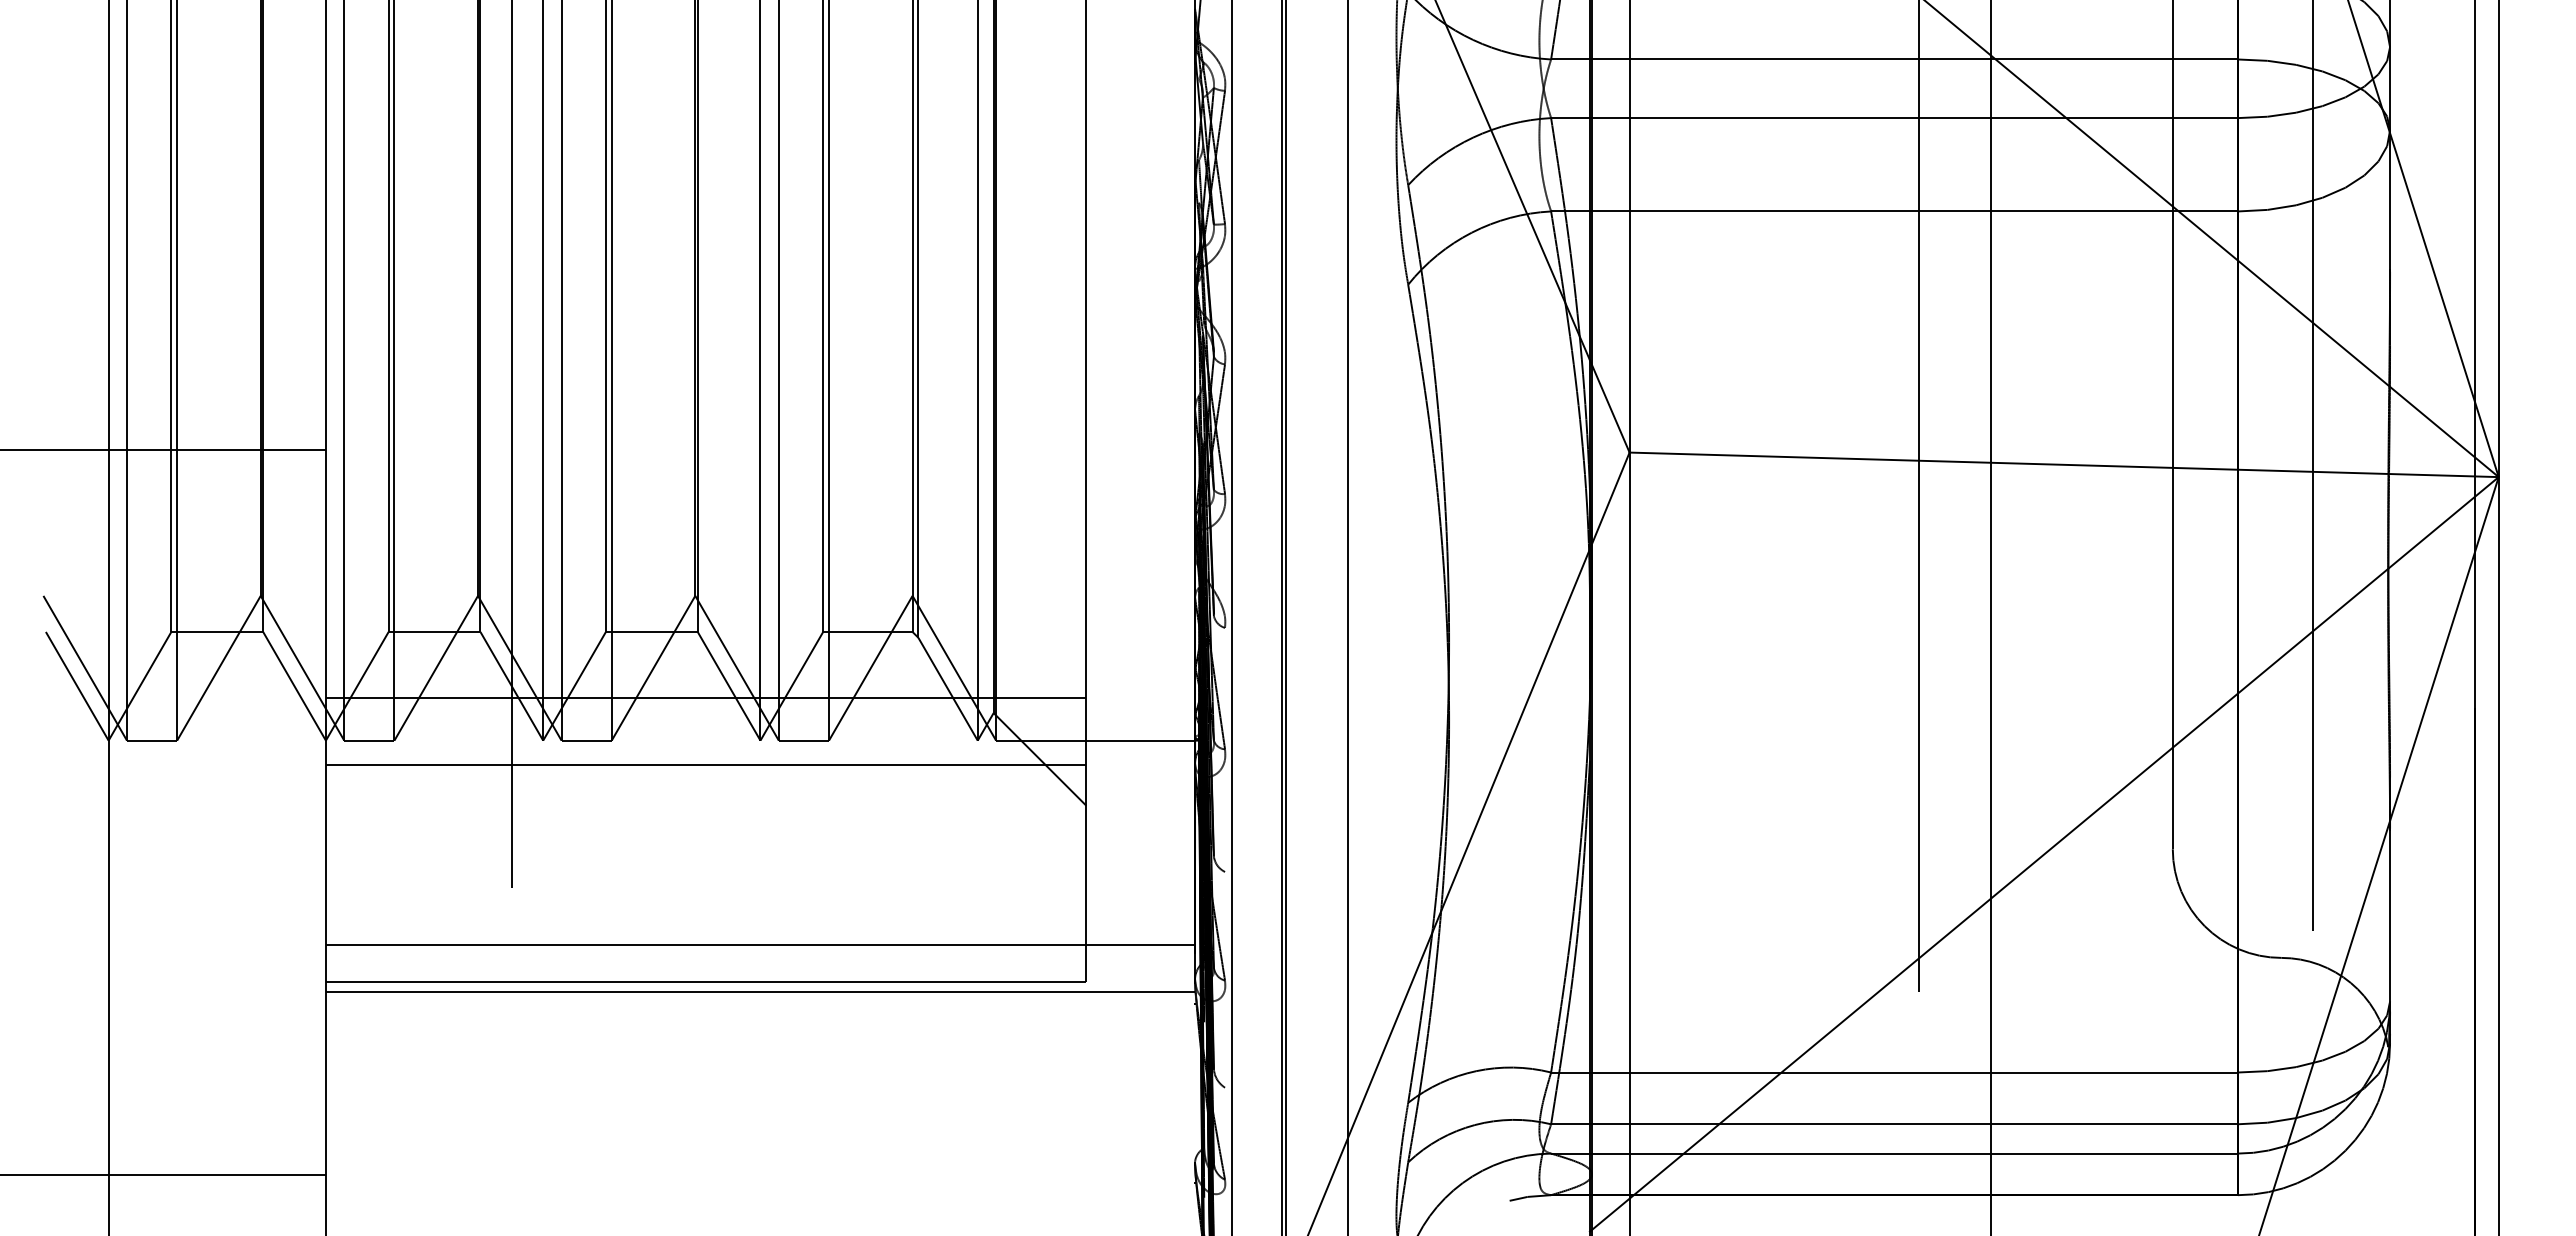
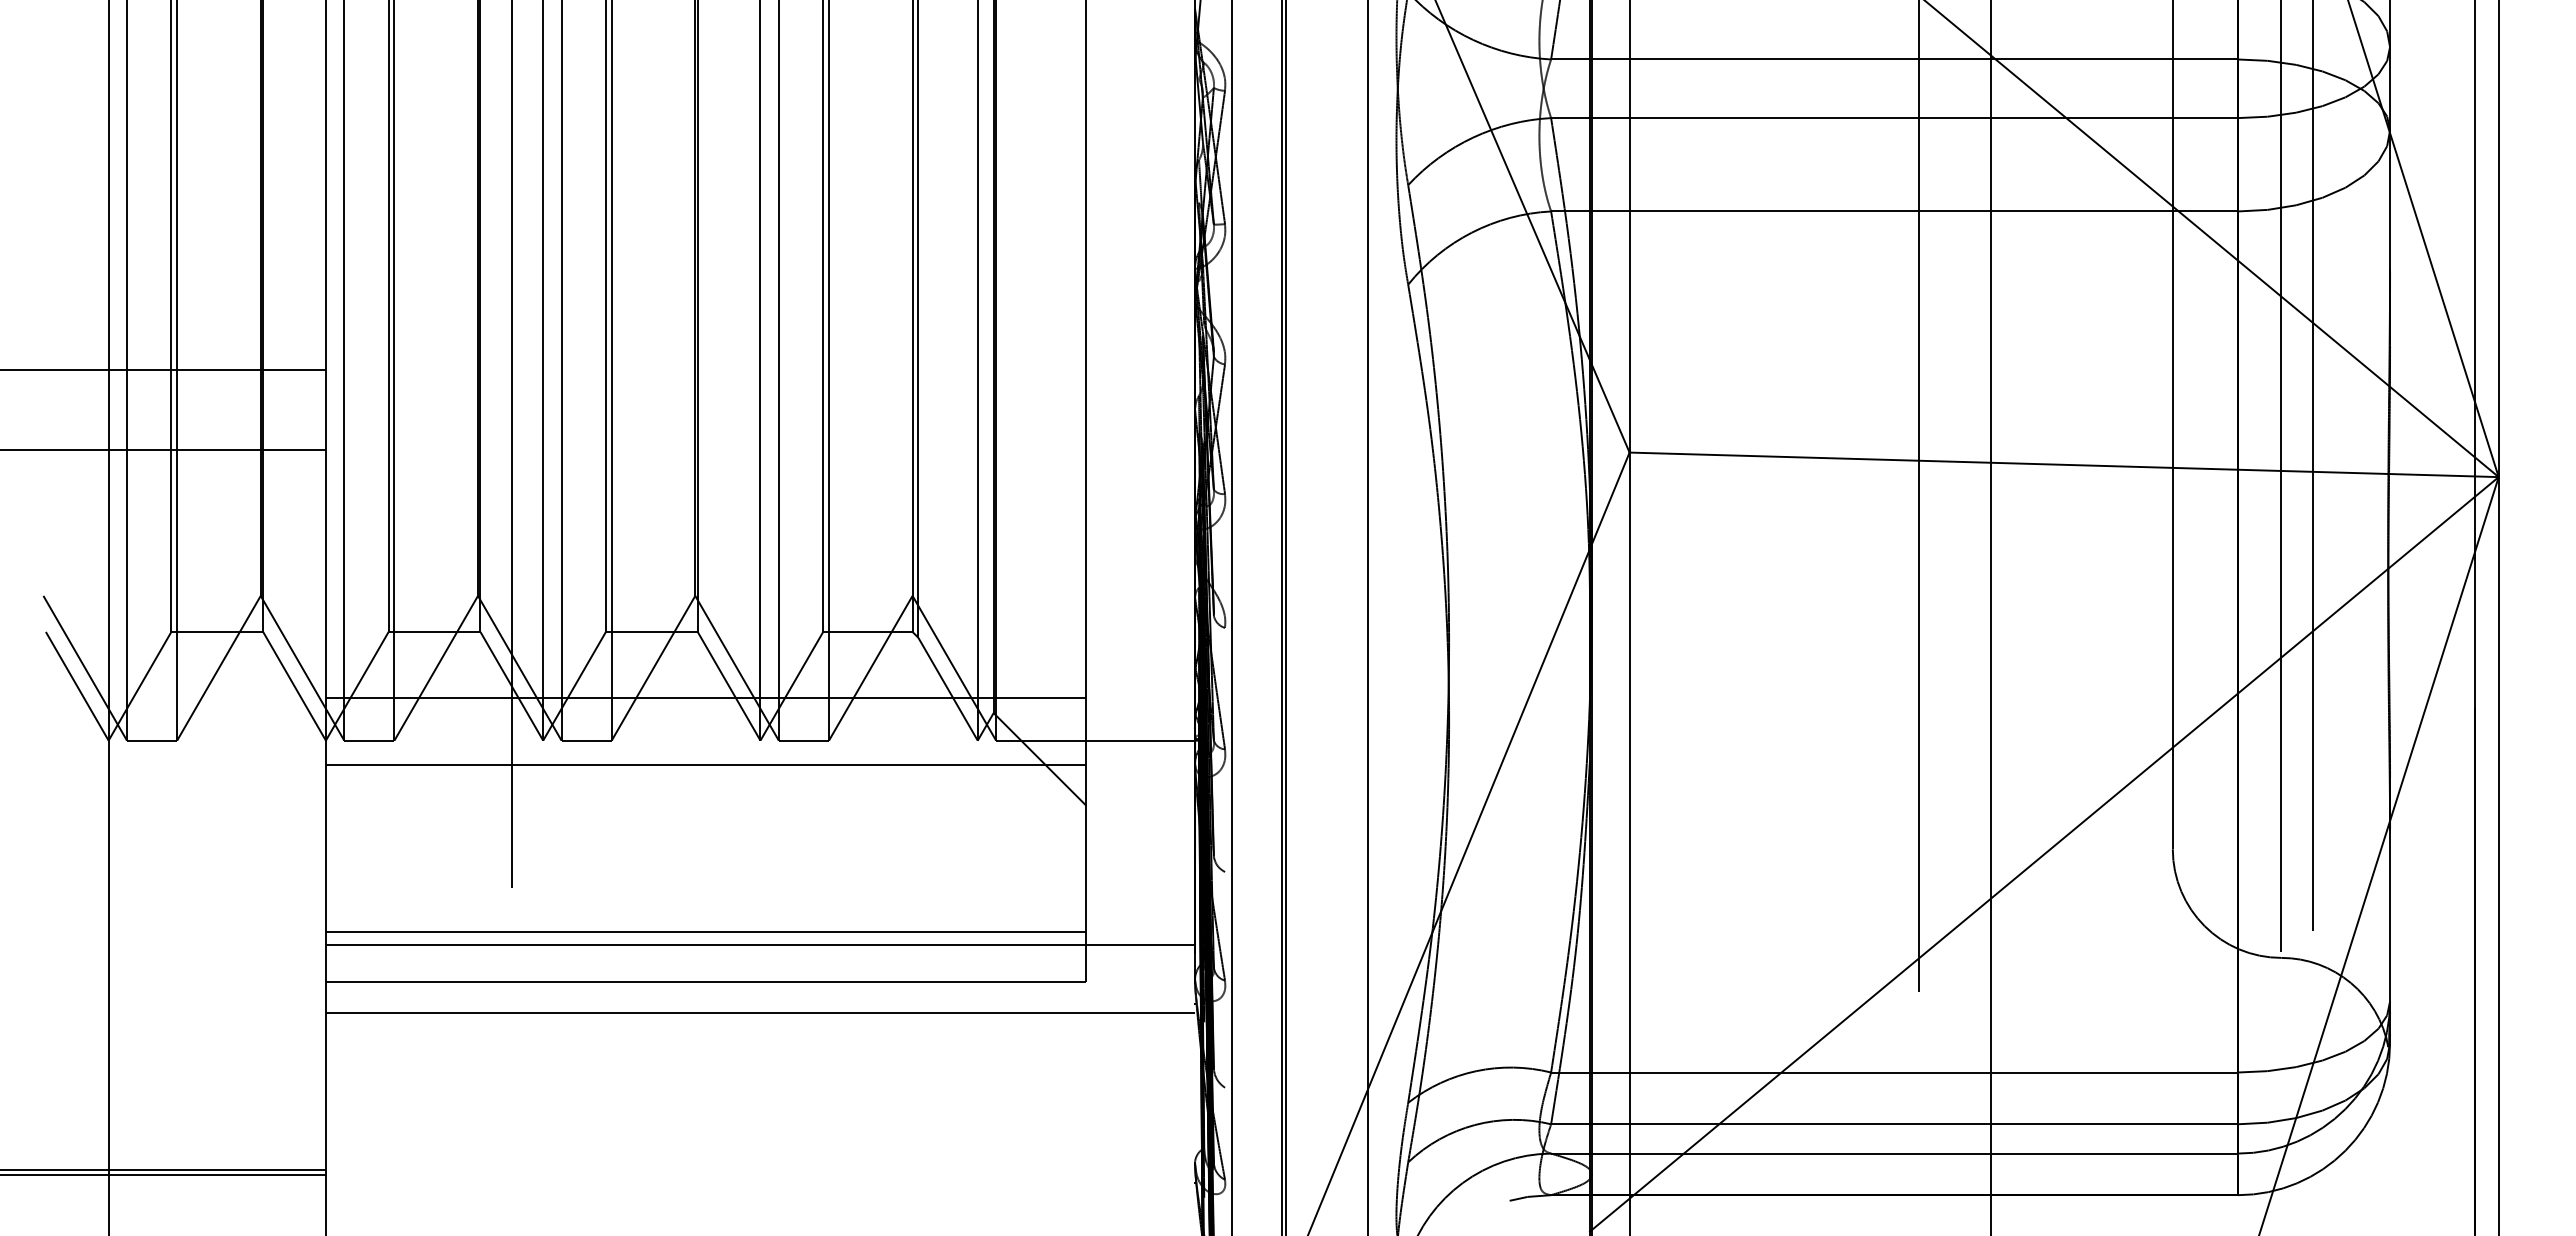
line: none -> present (163, 370)
line: none -> present (2281, 477)
line position: (1347, 617) -> (1367, 617) (1367, 617)
line: none -> present (705, 932)
line position: (760, 992) -> (760, 1013) (760, 1013)
line: none -> present (163, 1169)
